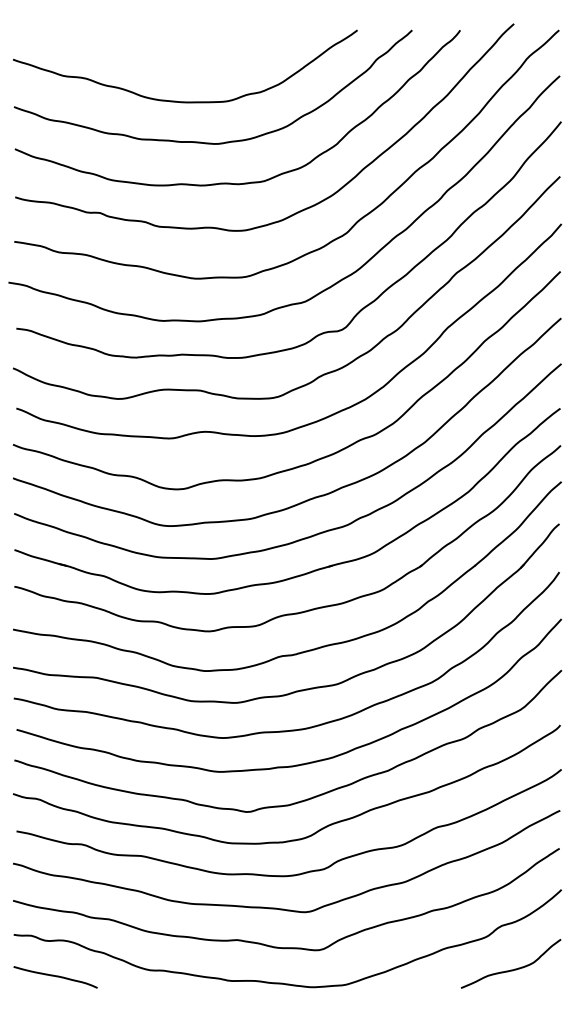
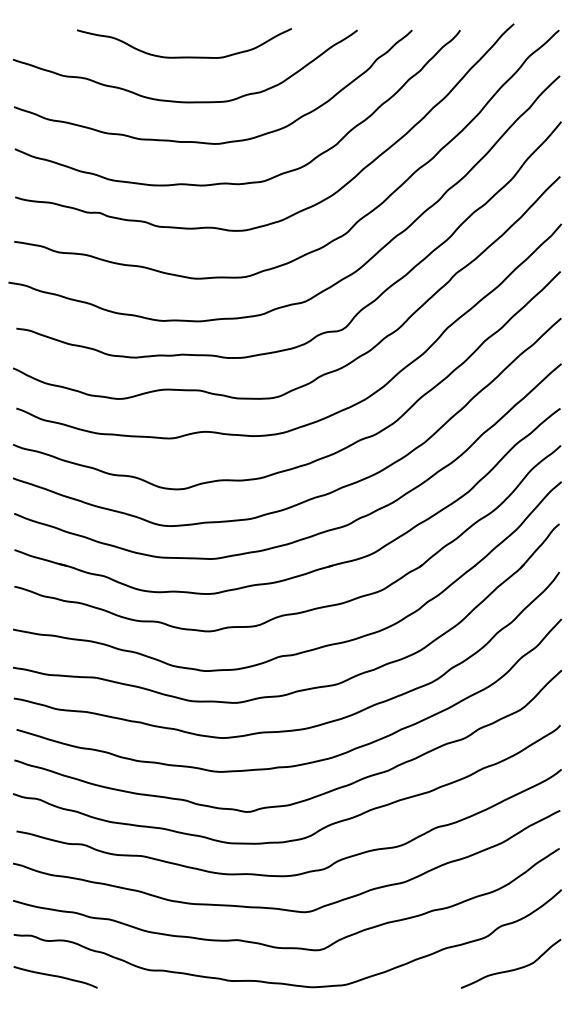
curve: none -> present (184, 56)
